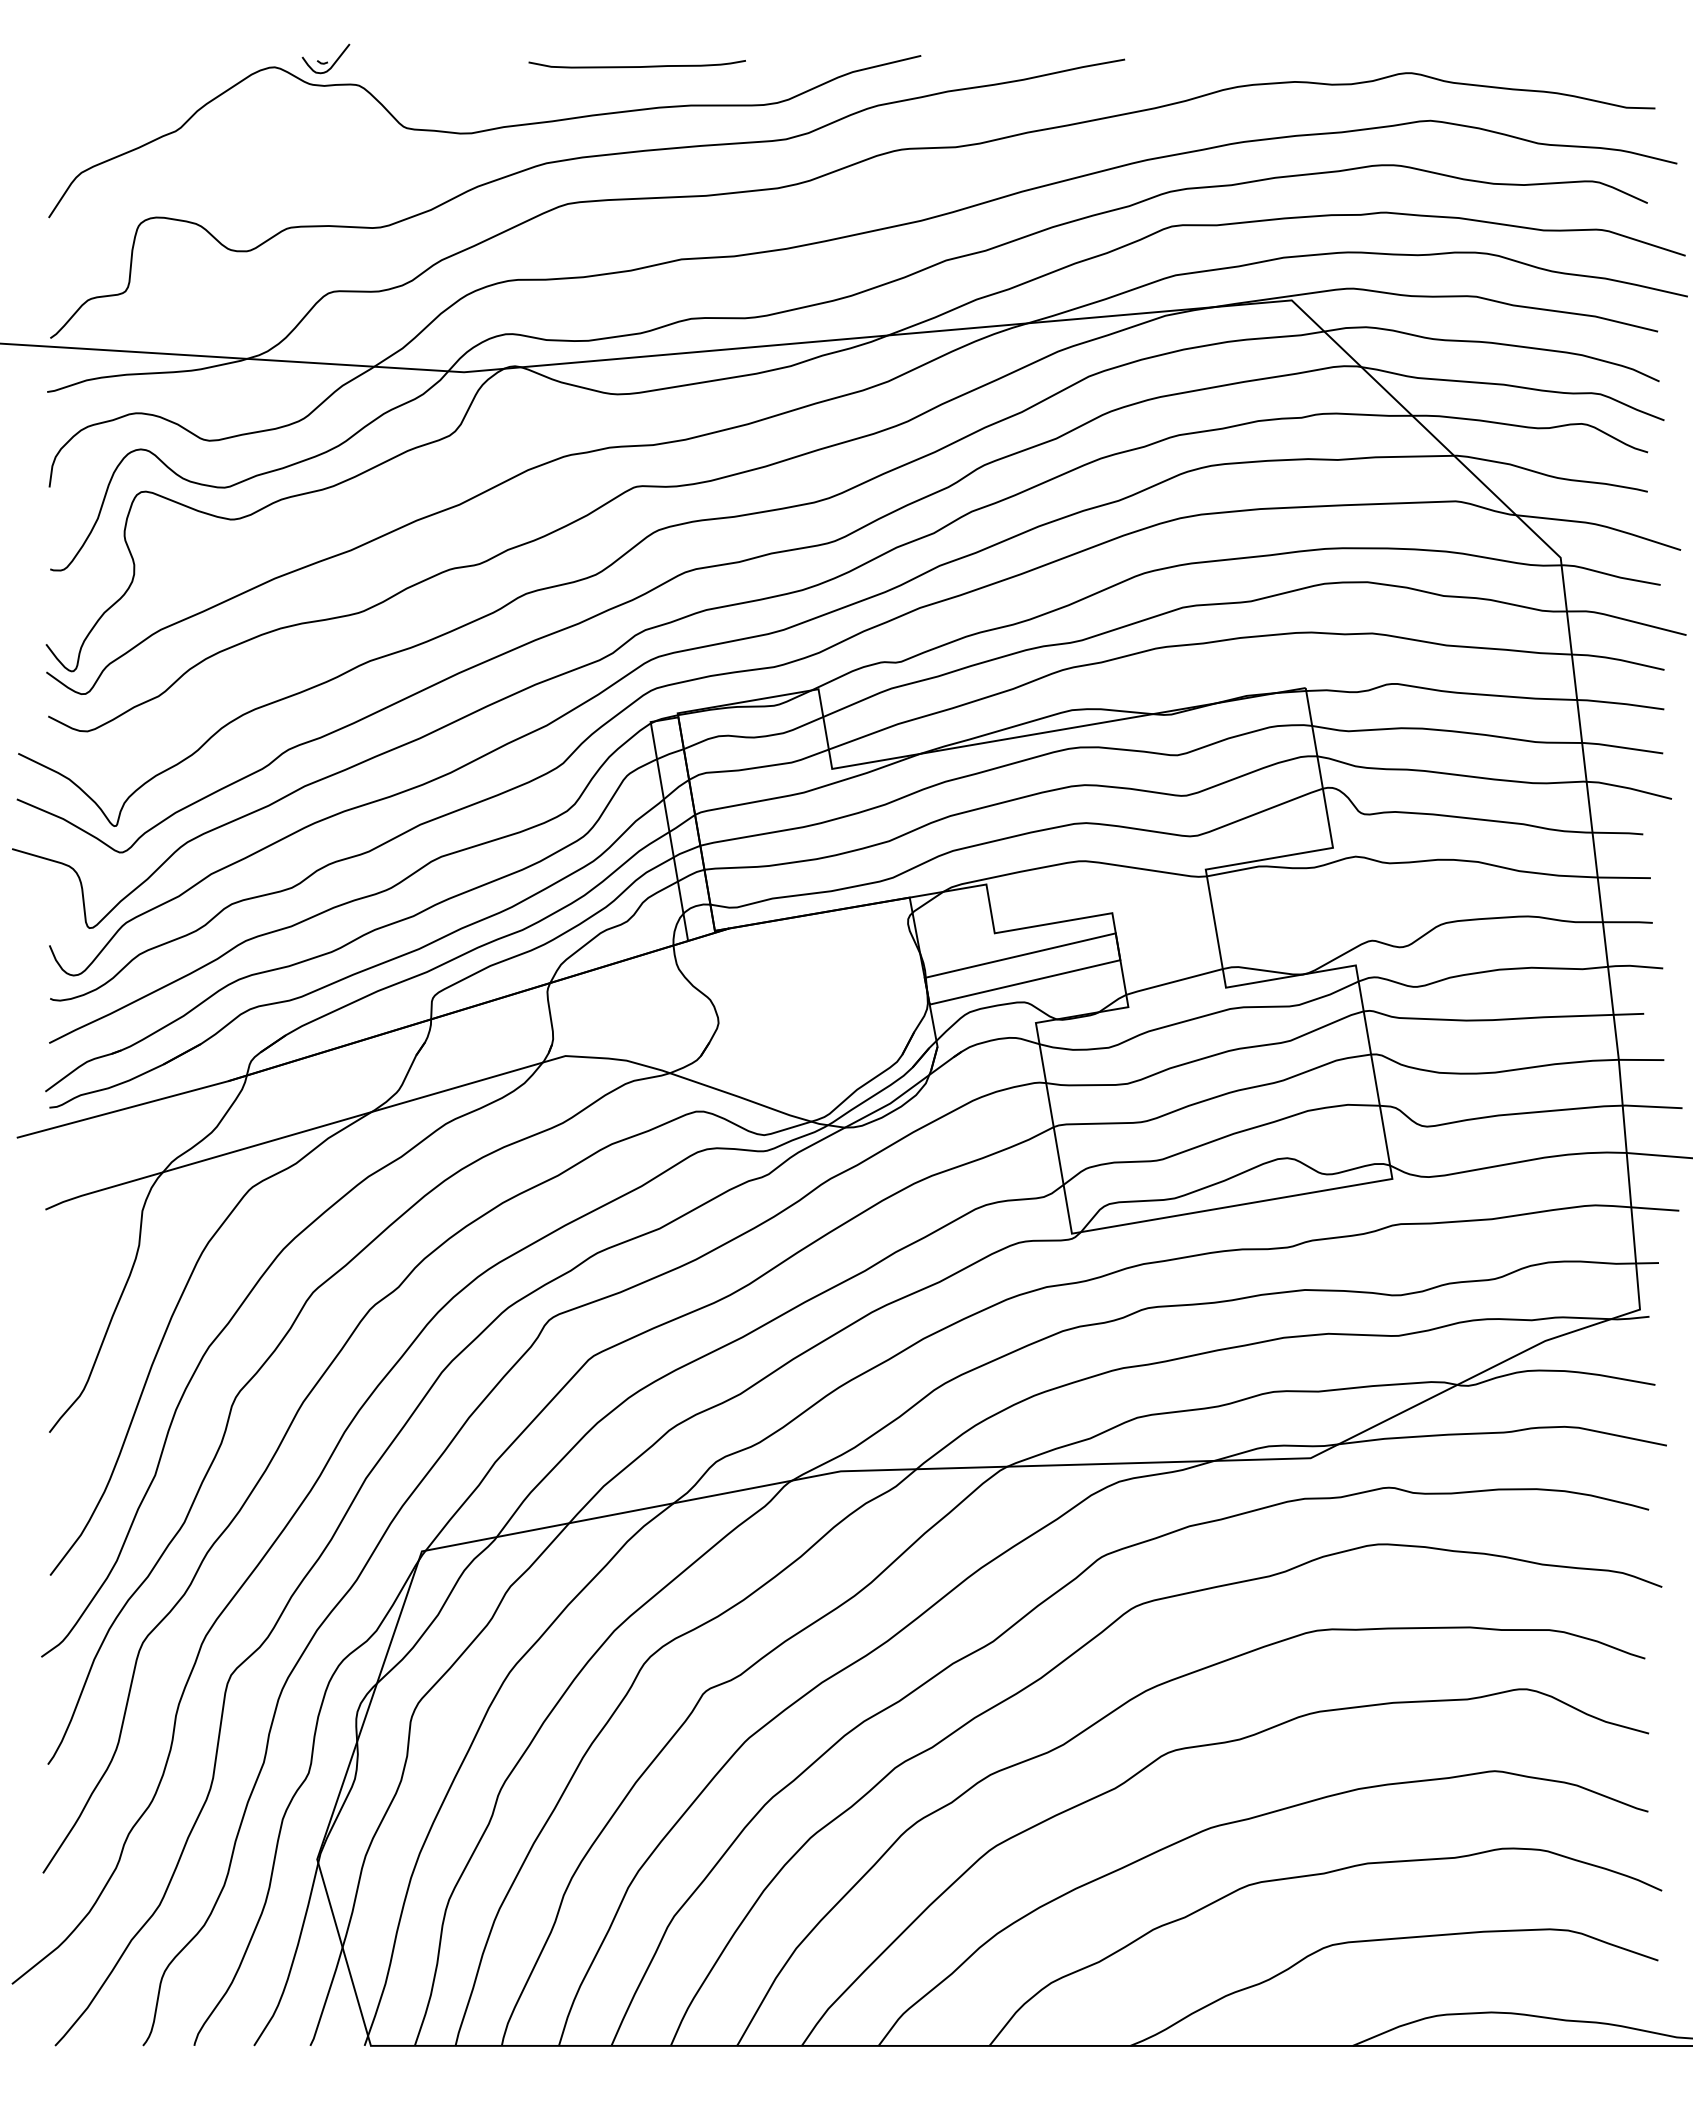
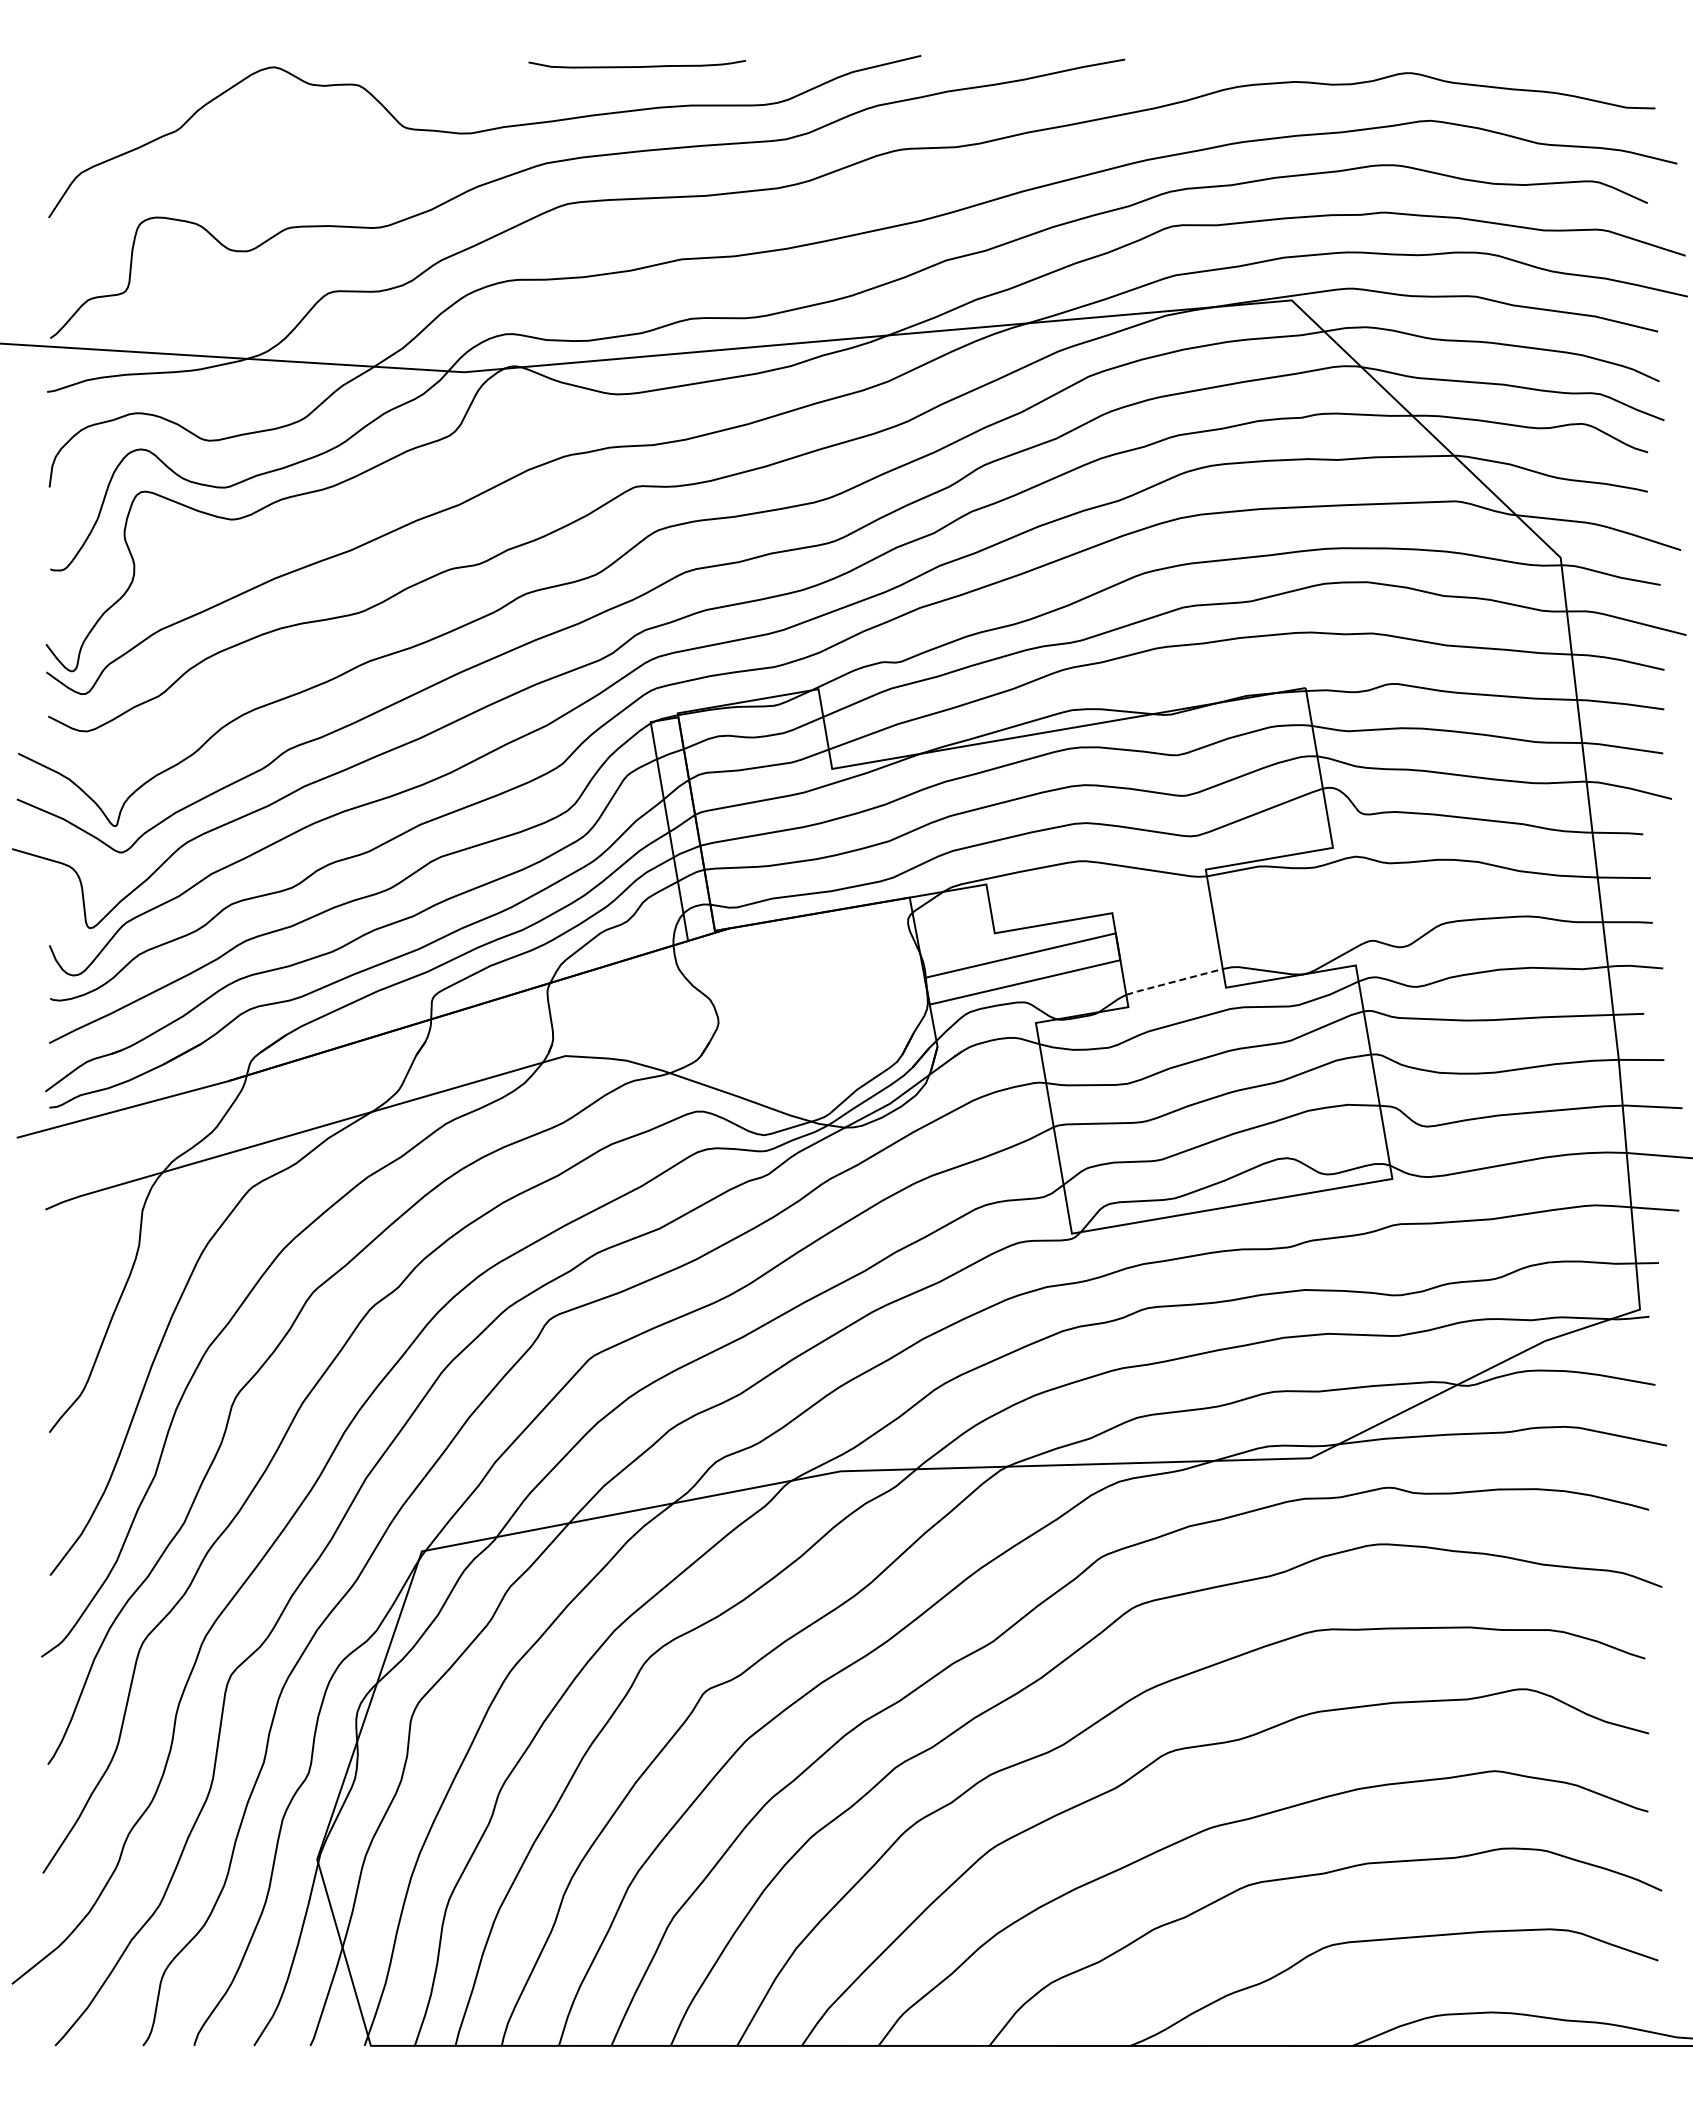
part: present -> none (325, 58)
line: solid -> dashed (1173, 981)
